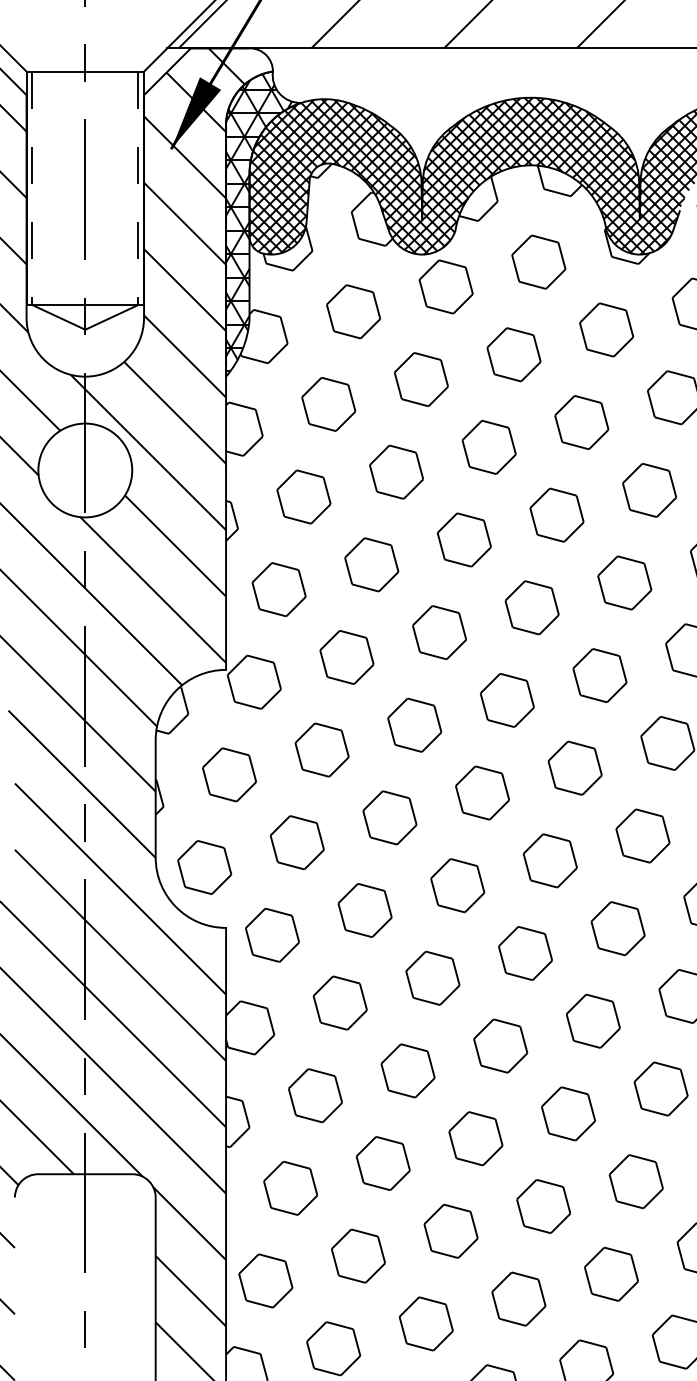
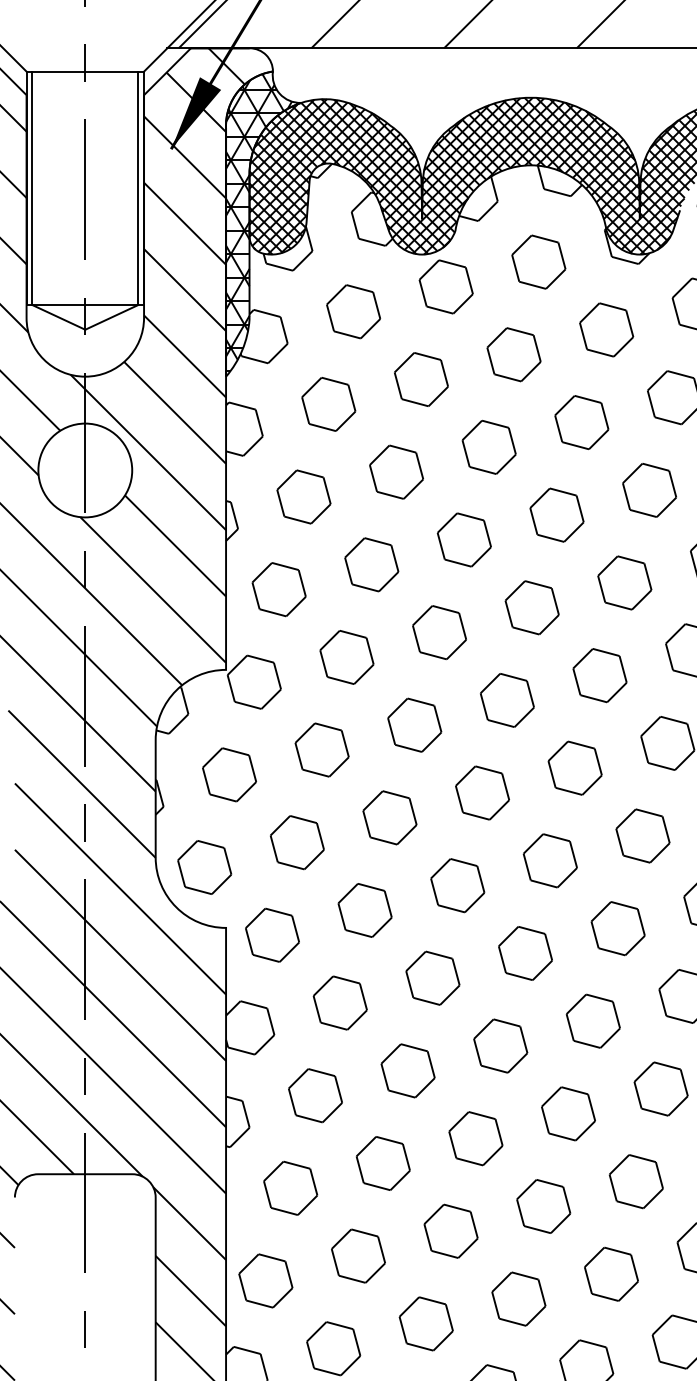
line: dashed -> solid (32, 188)
line: dashed -> solid (138, 188)
